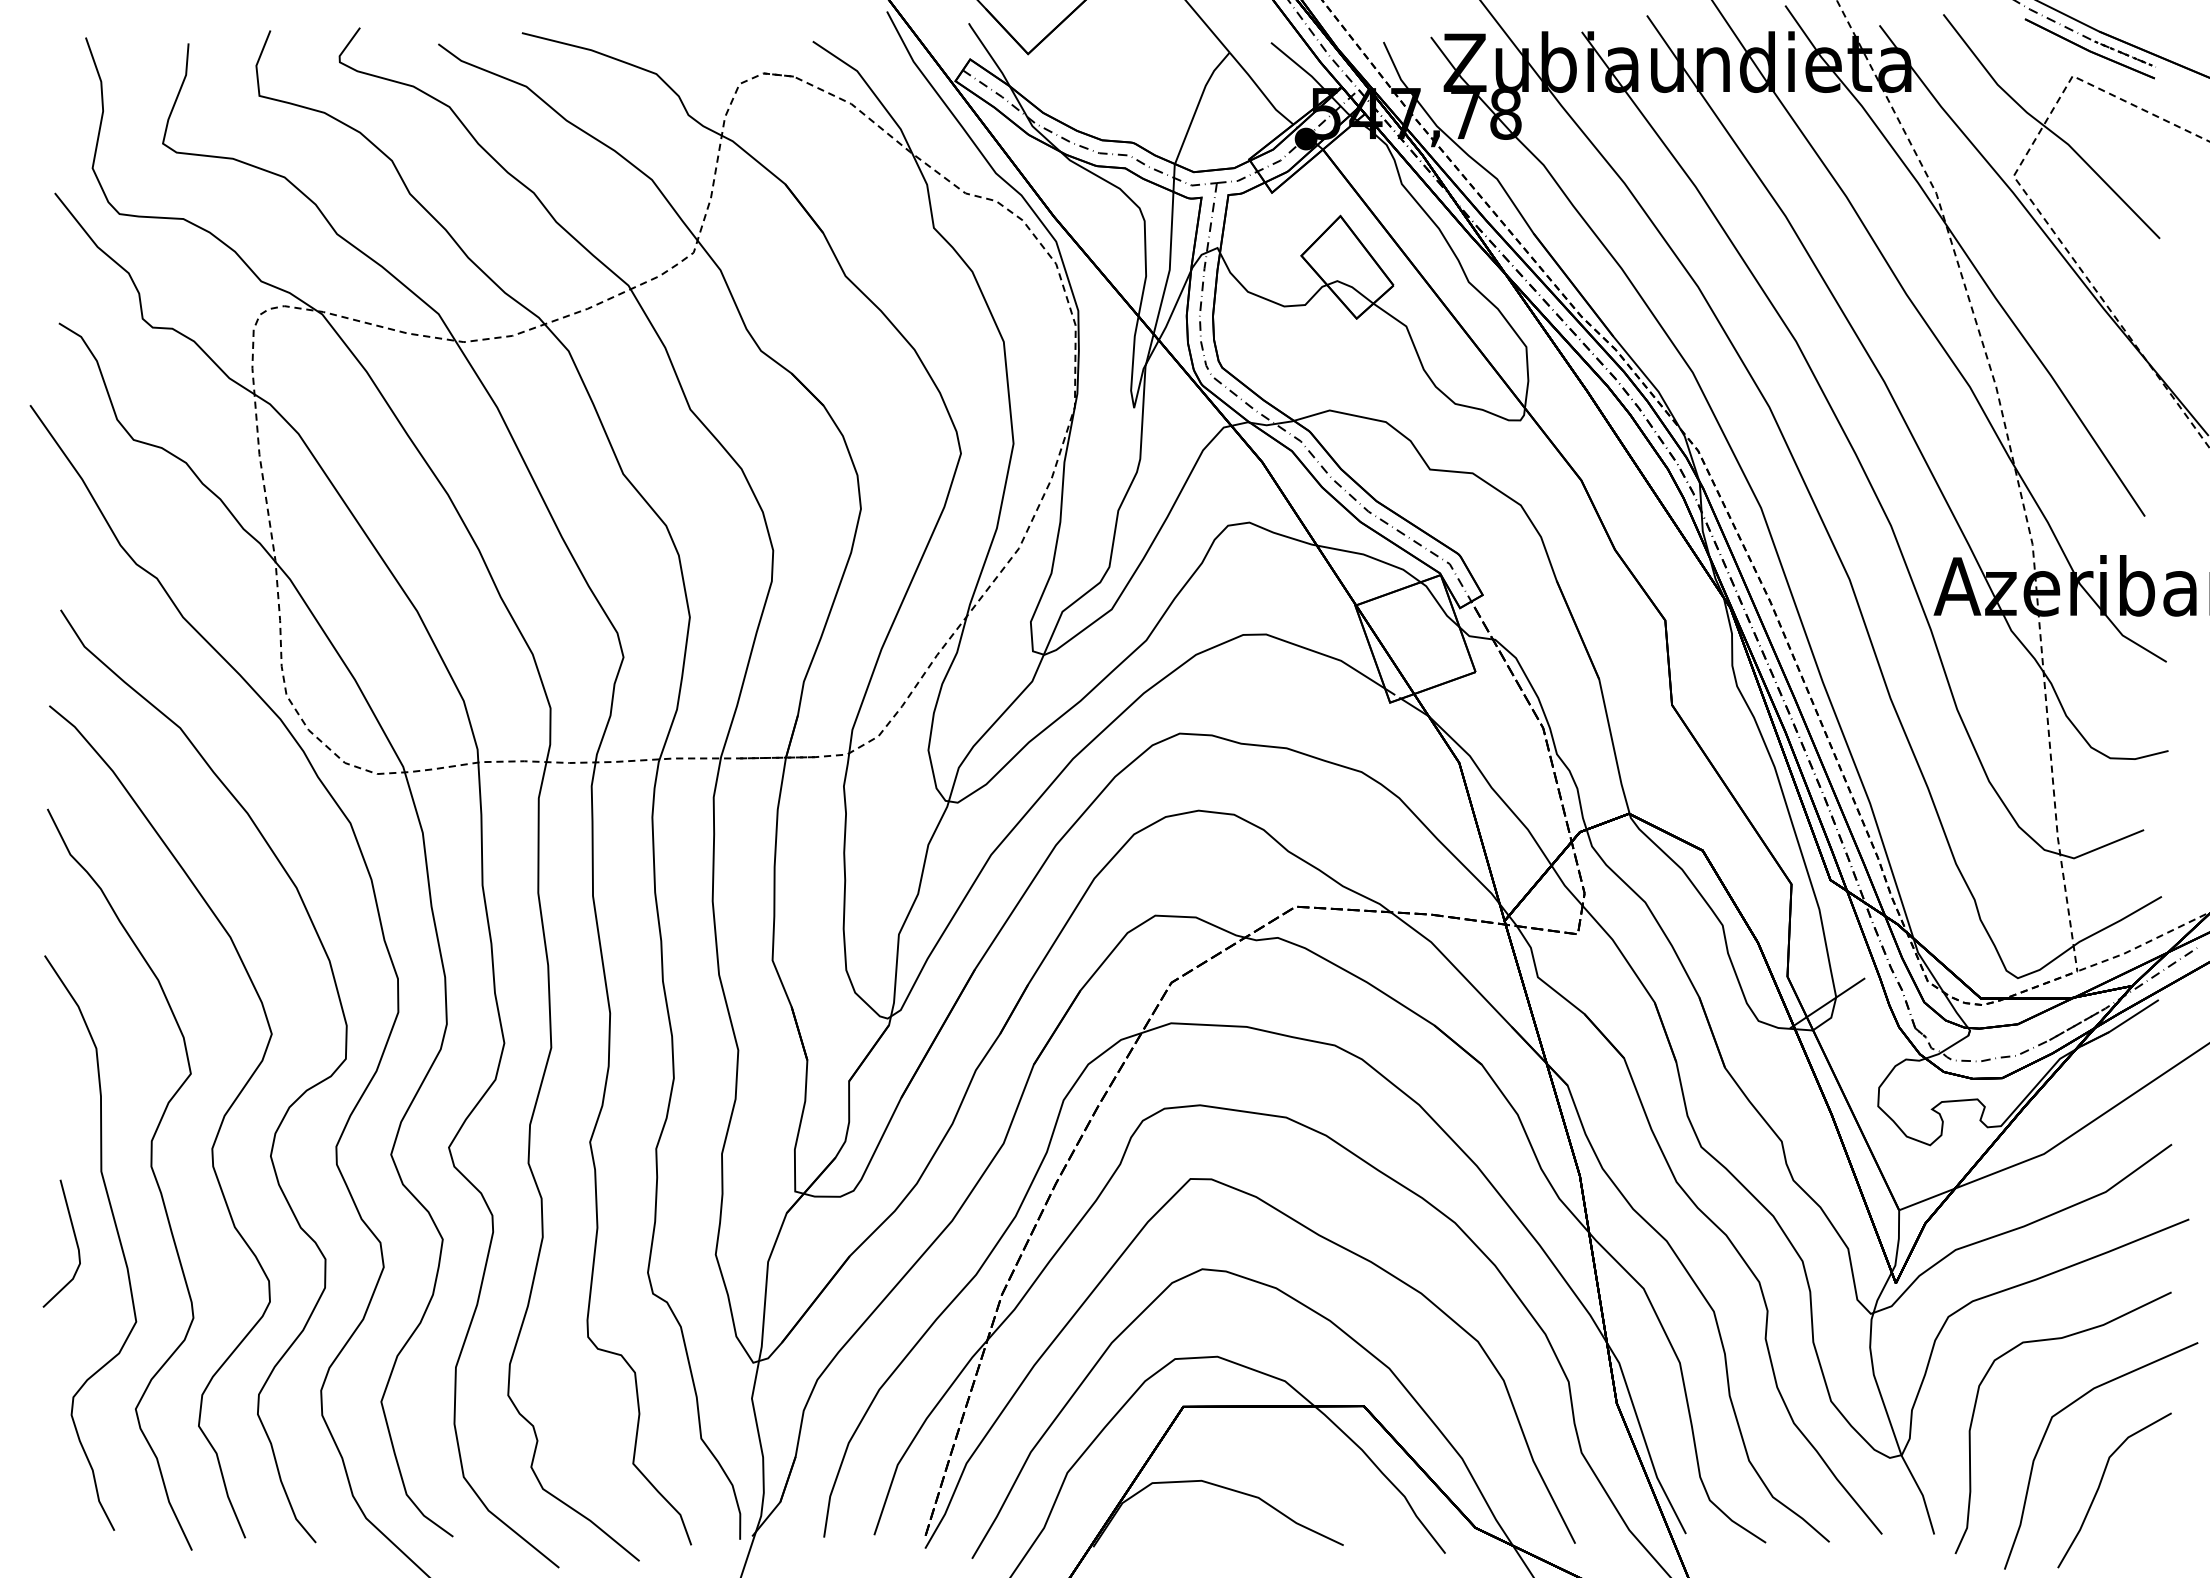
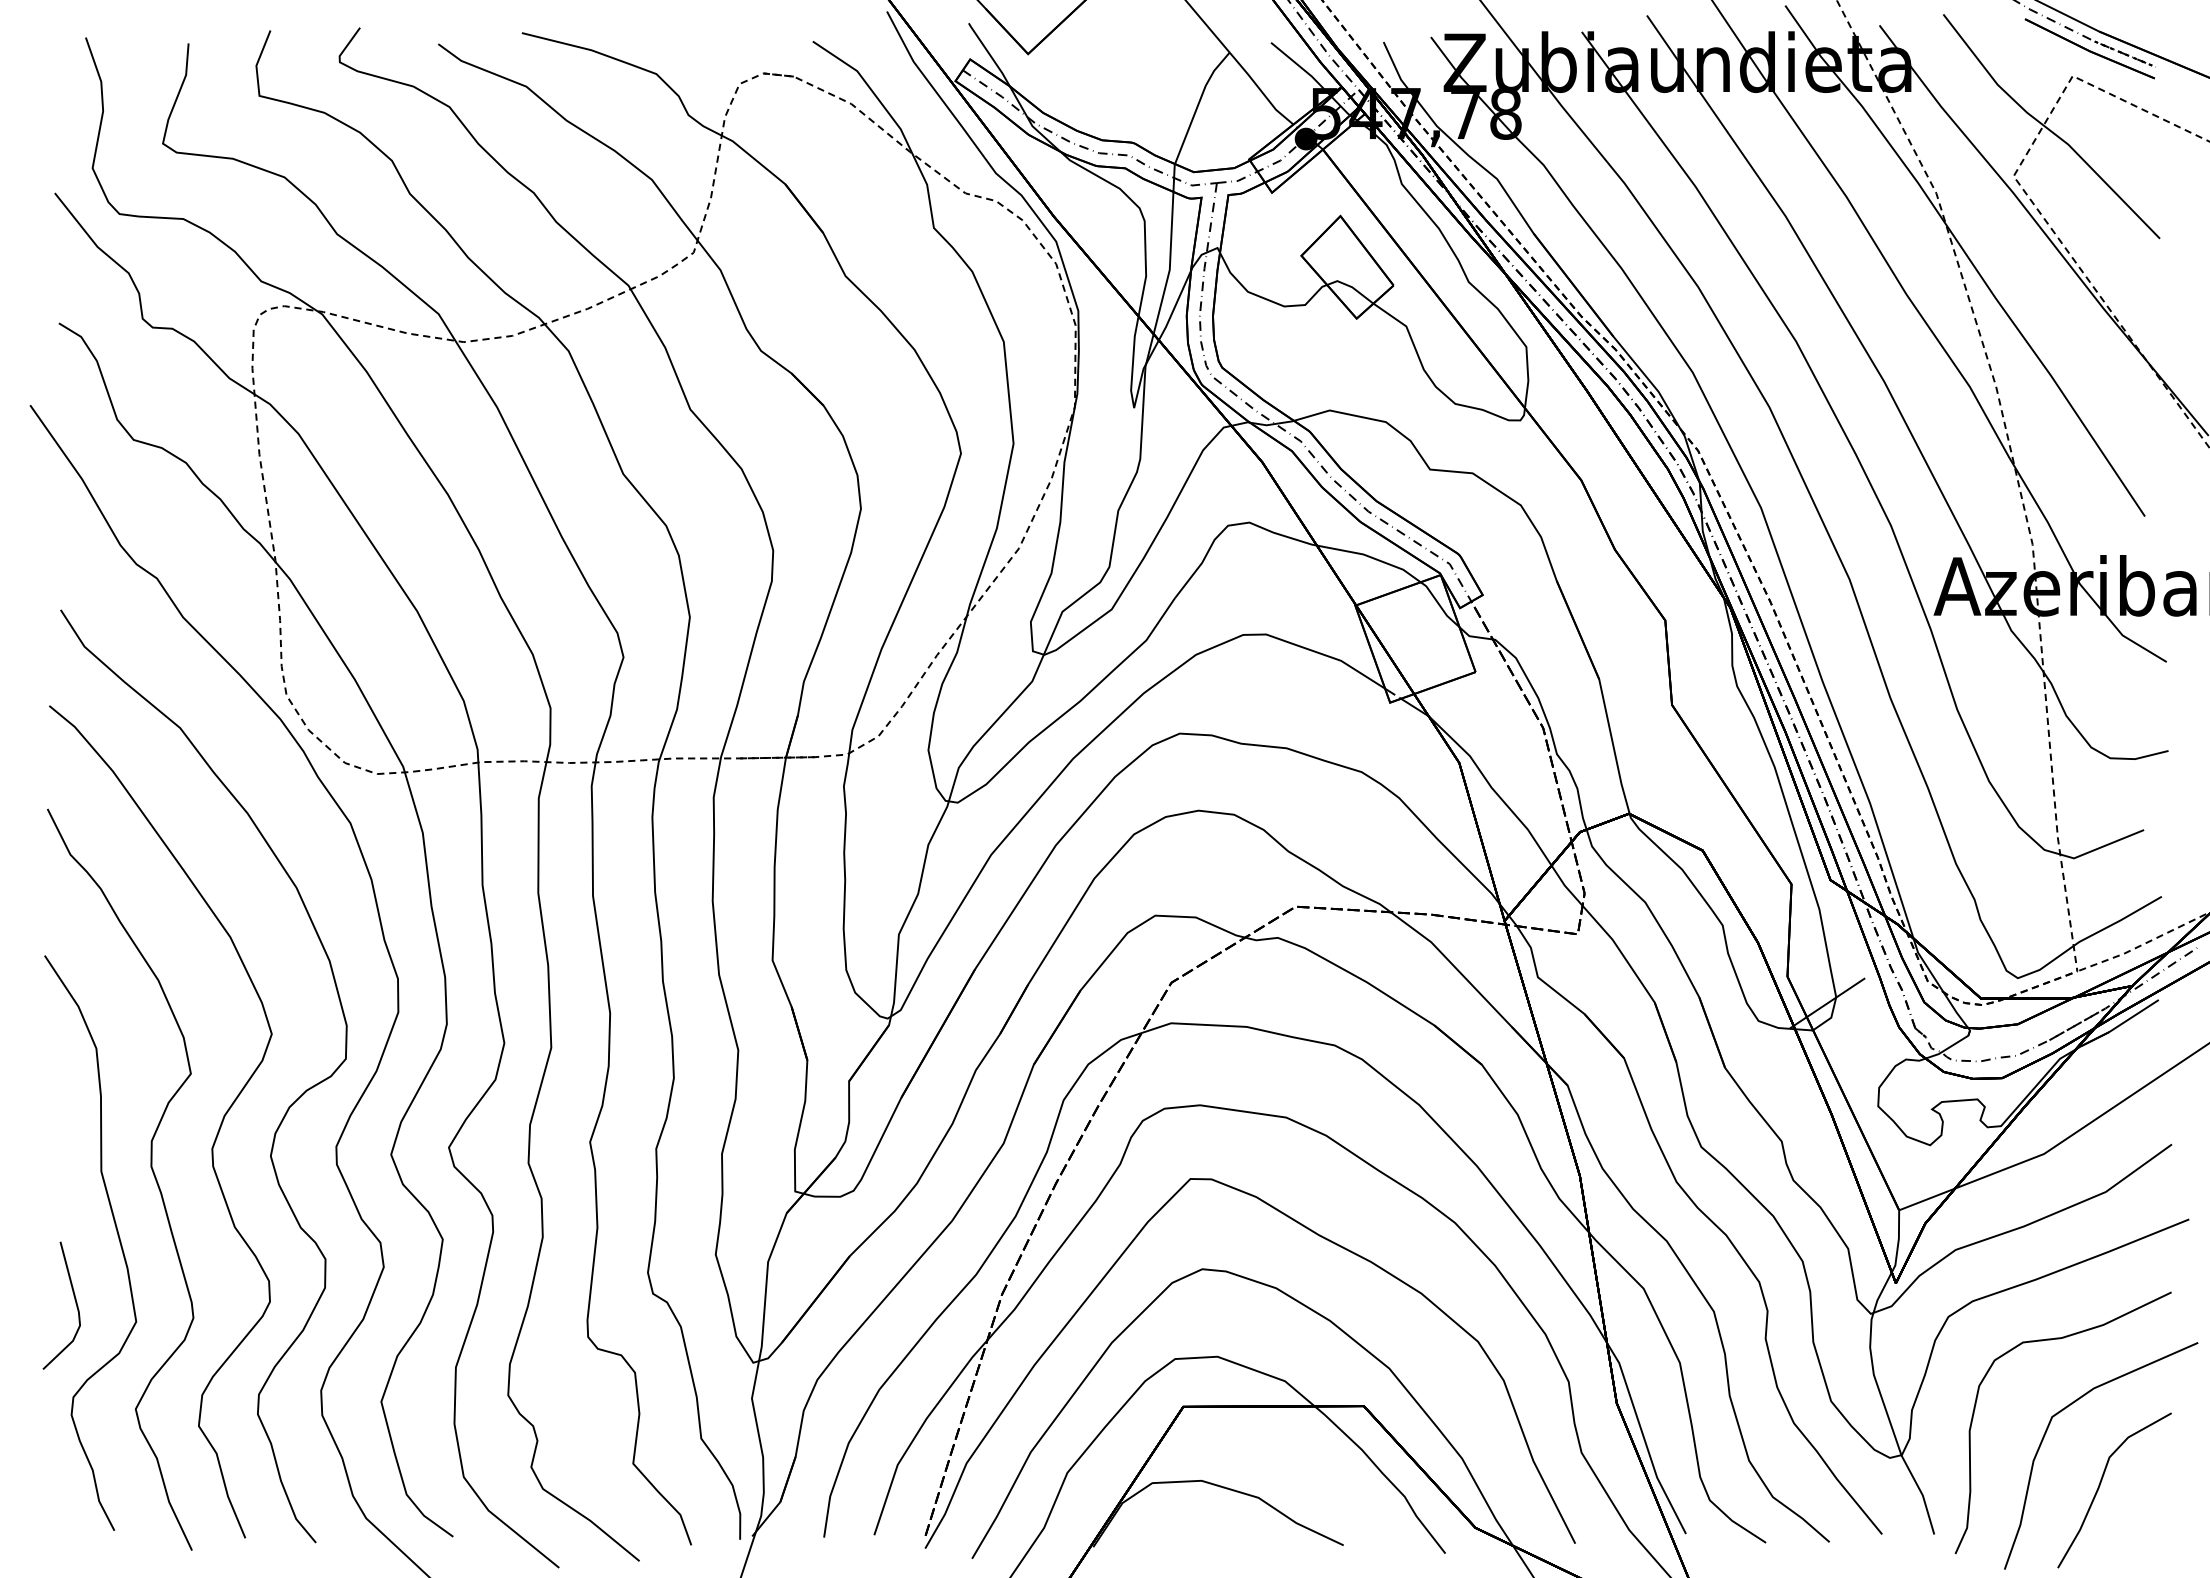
line position: (74, 1238) -> (74, 1300) (74, 1300)
